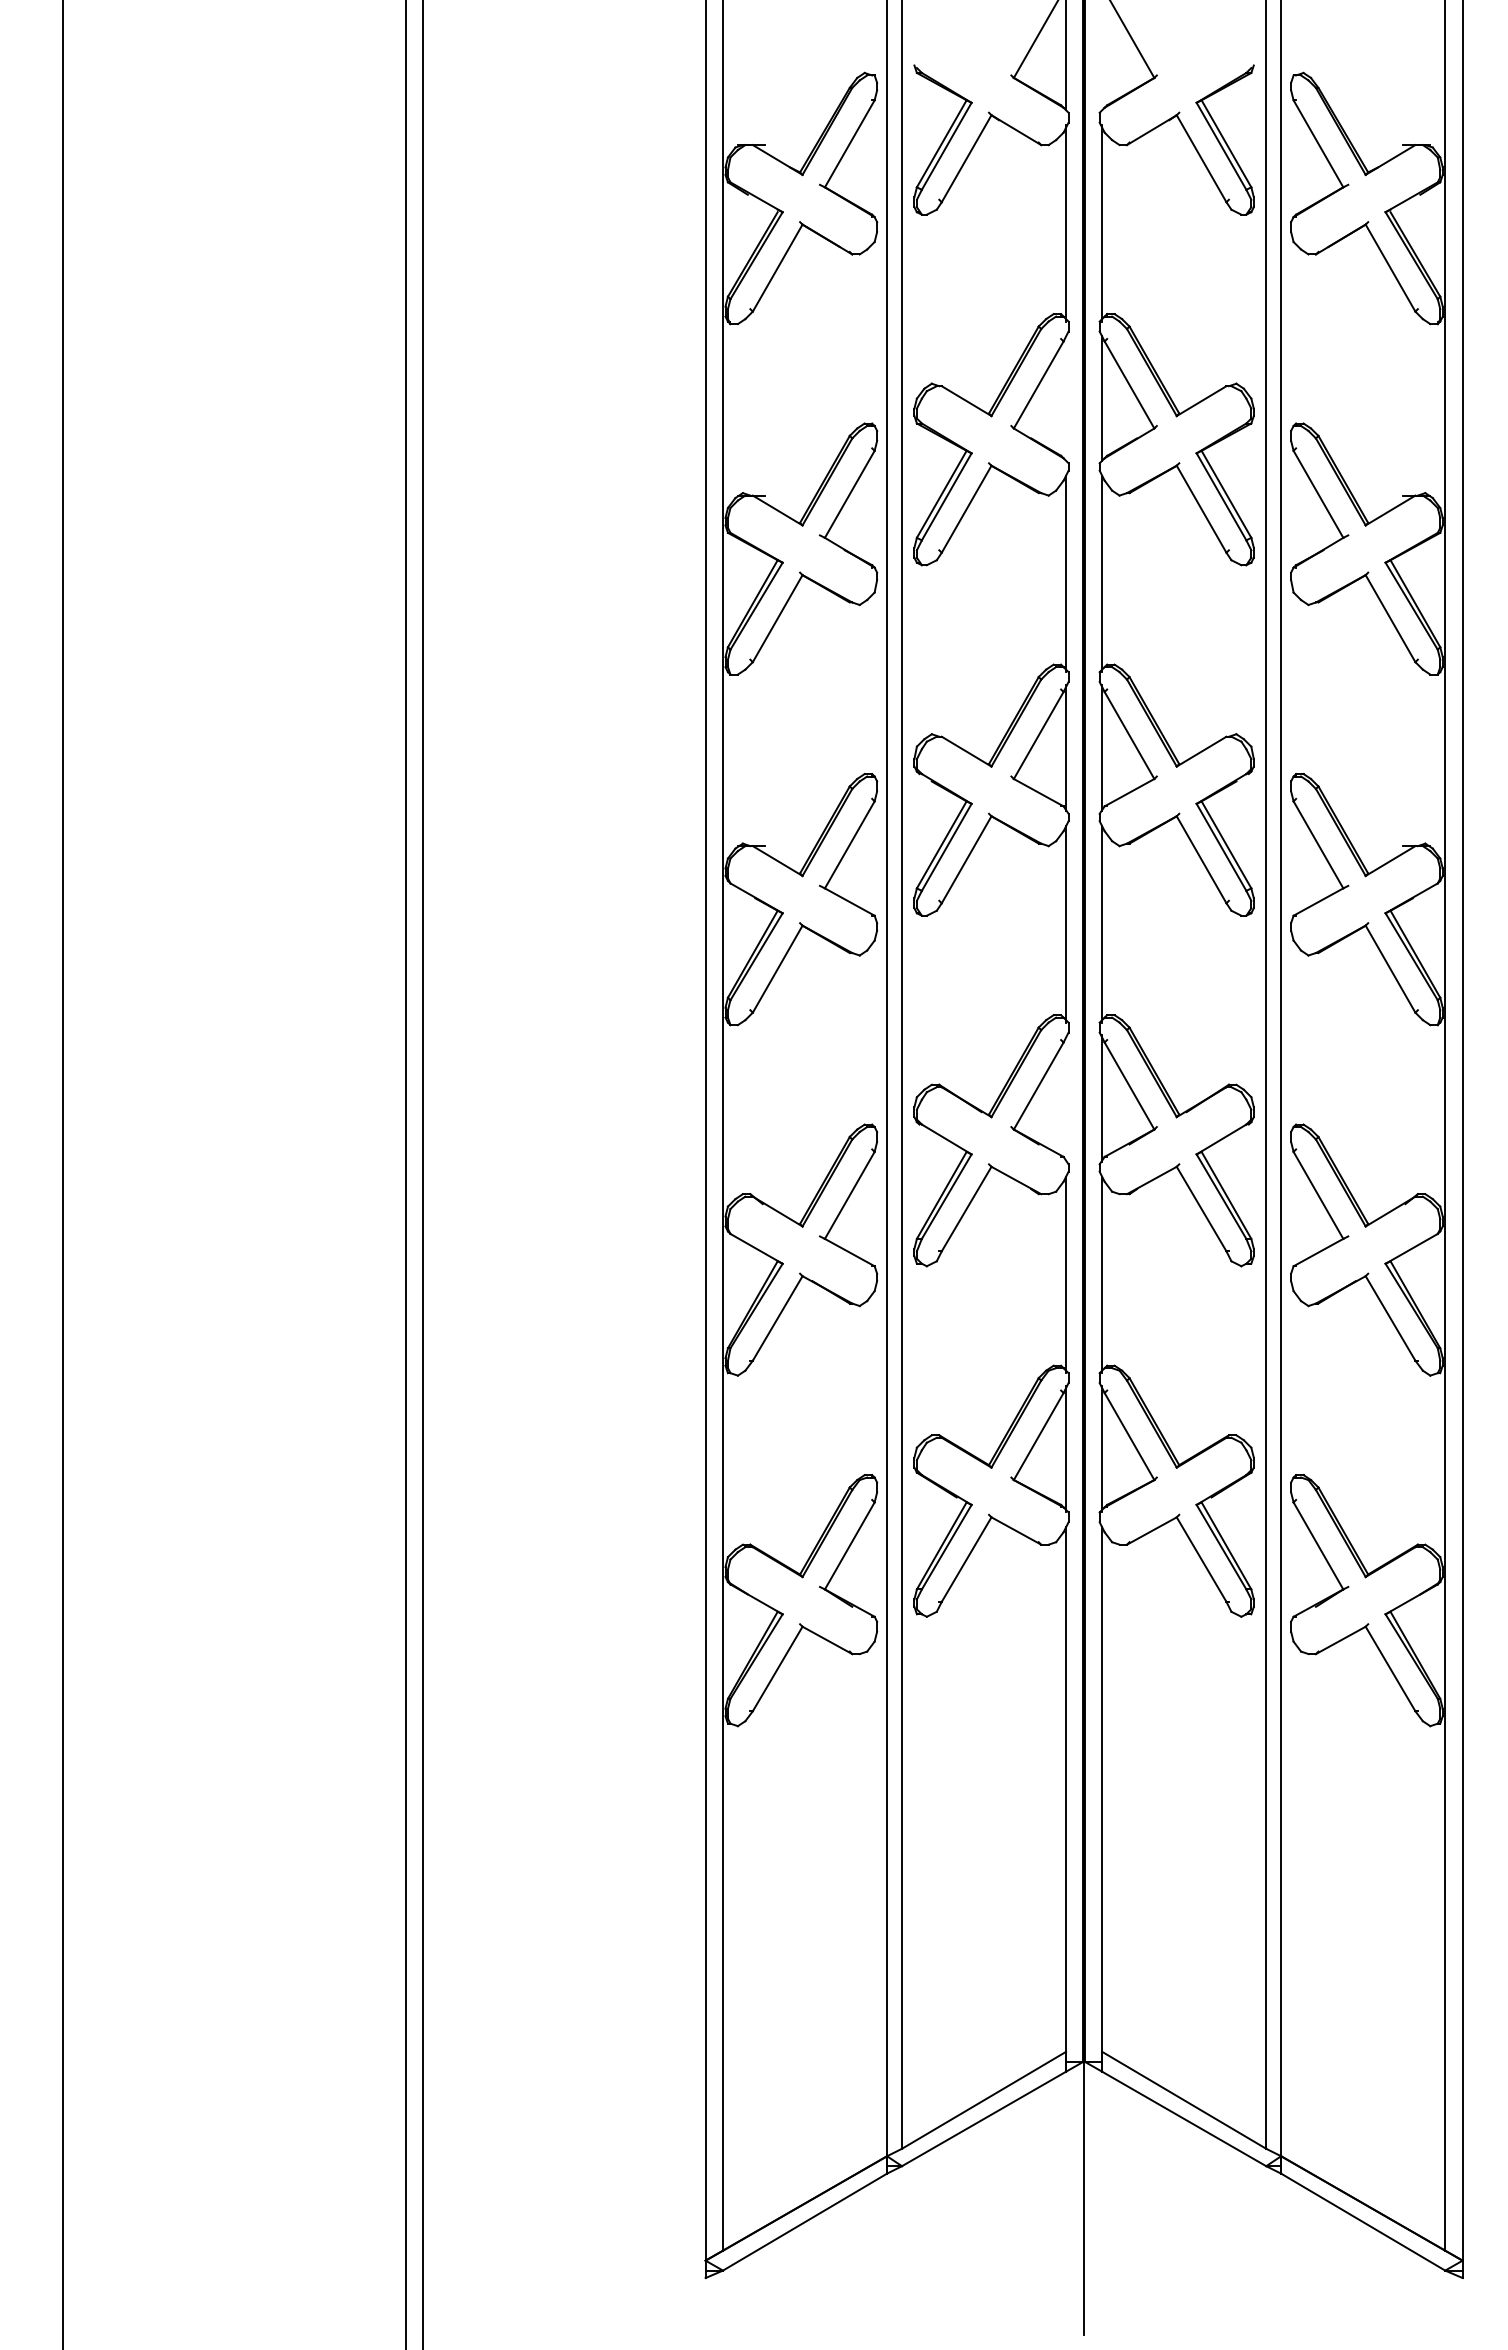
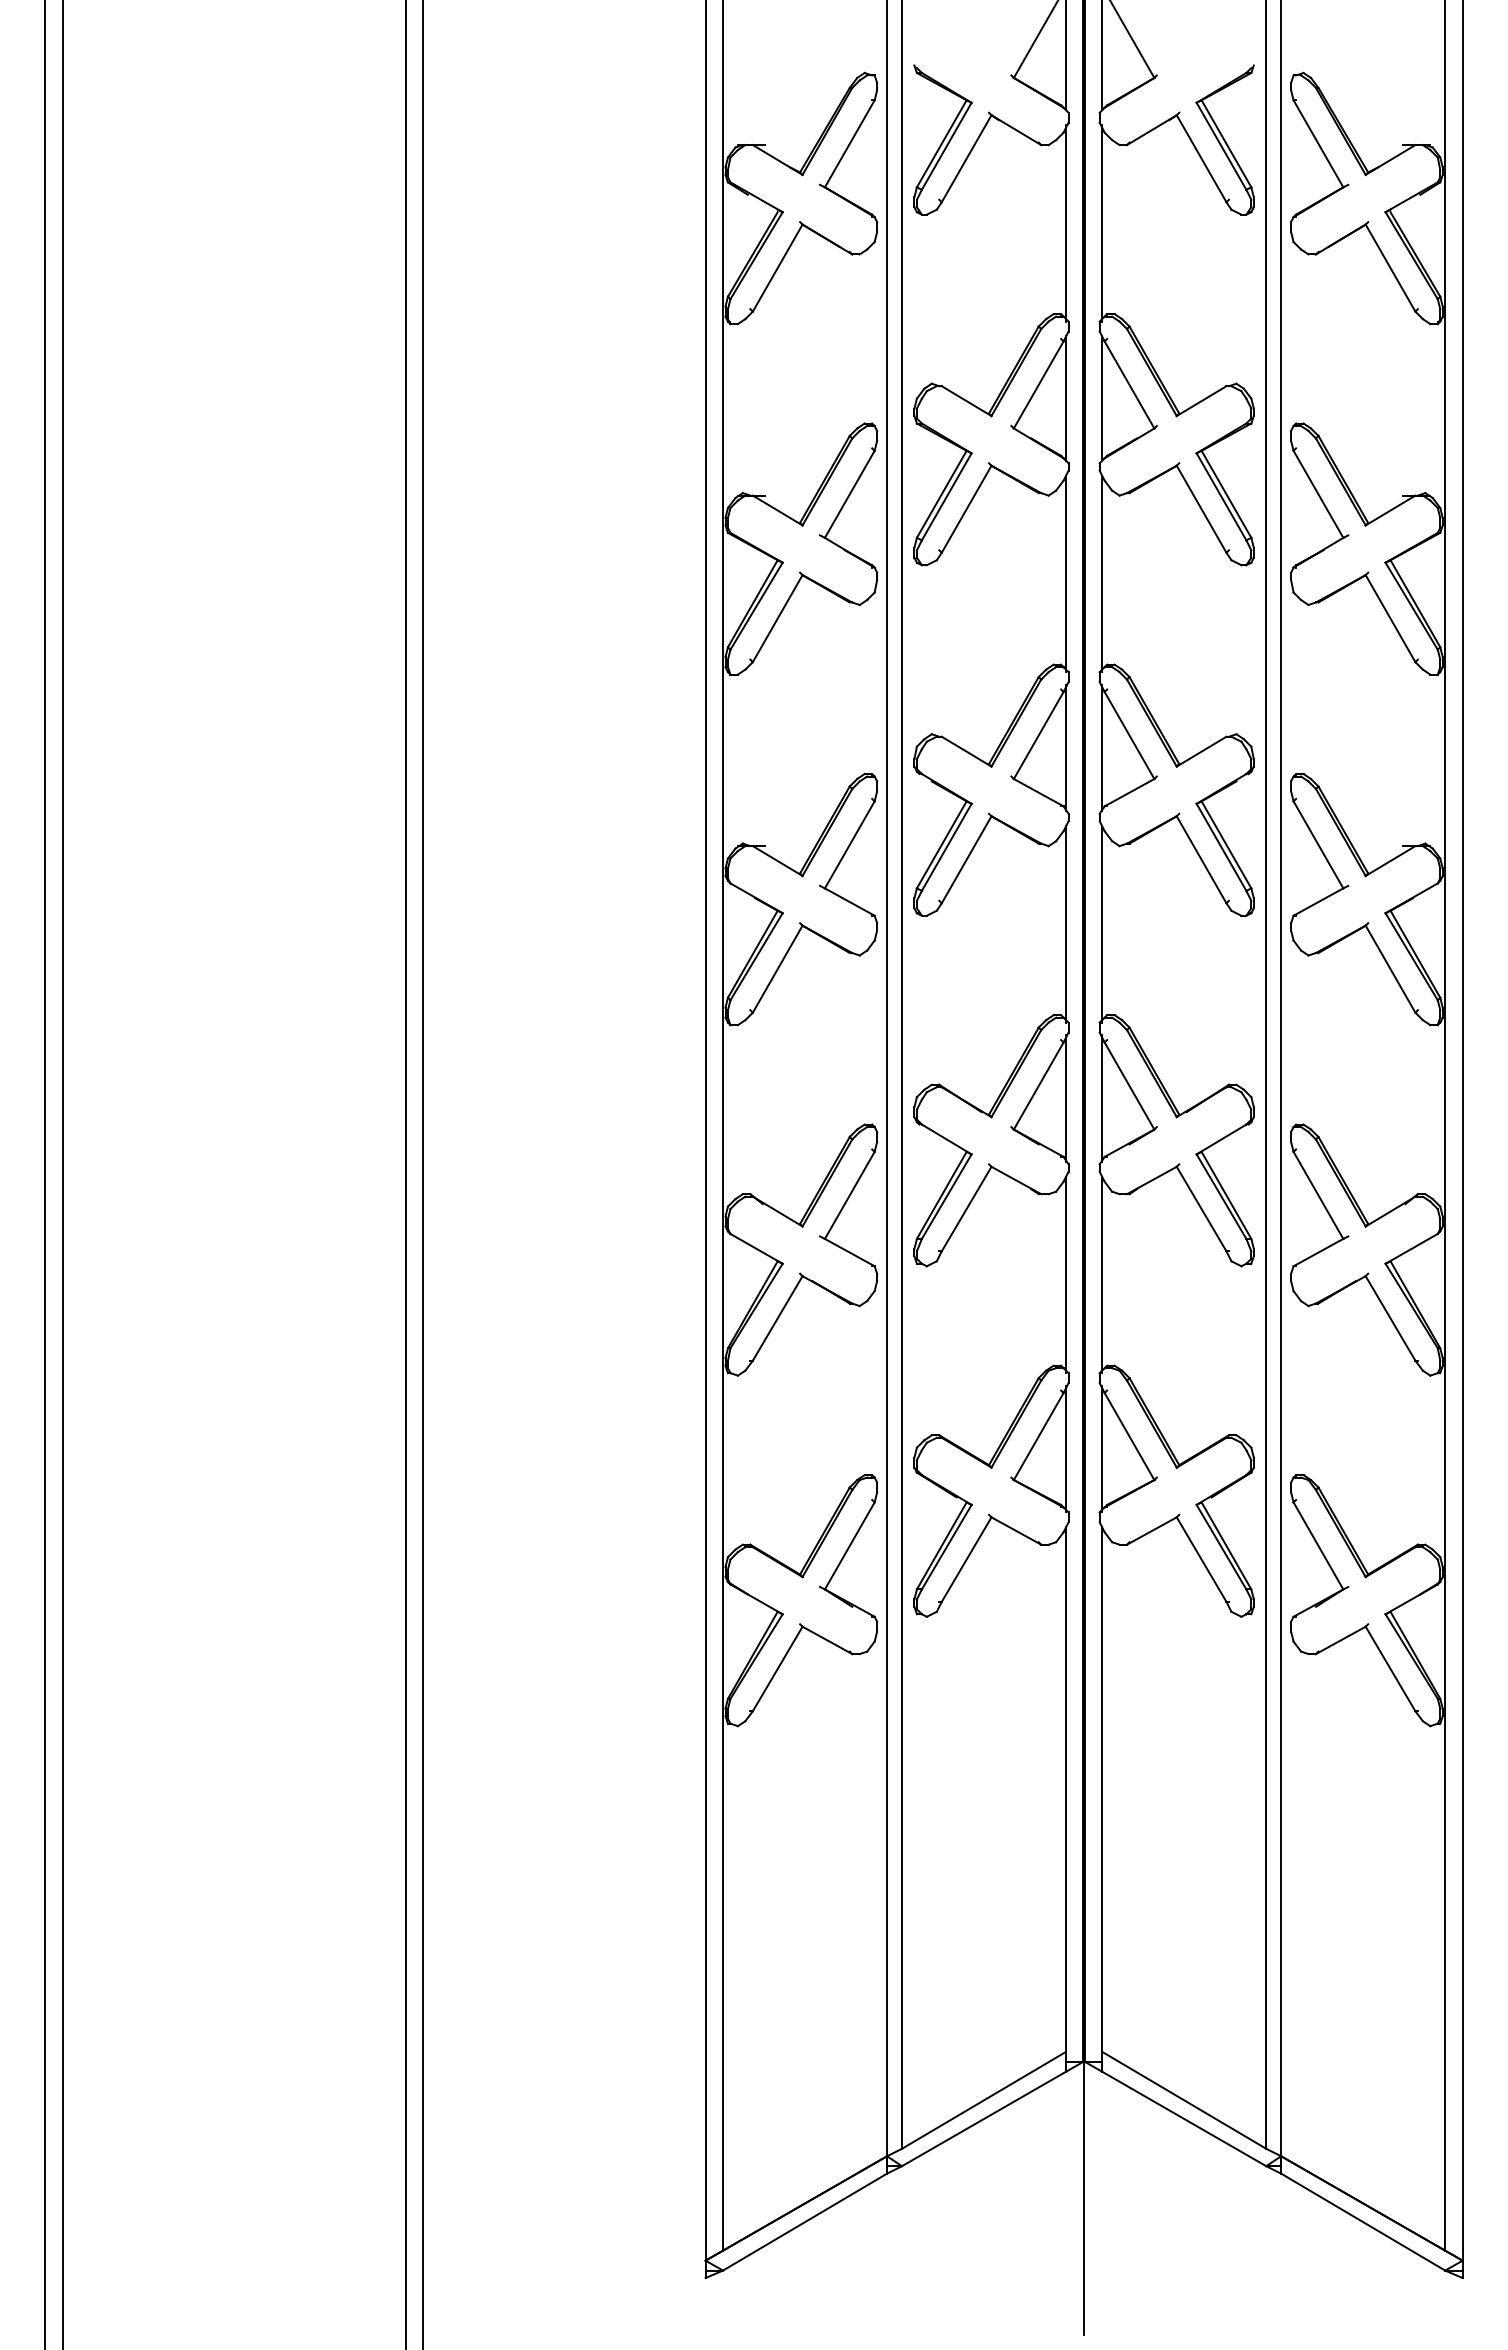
line: none -> present (1102, 56)
line: none -> present (1066, 398)
line: none -> present (1066, 1098)
line: none -> present (45, 1174)
